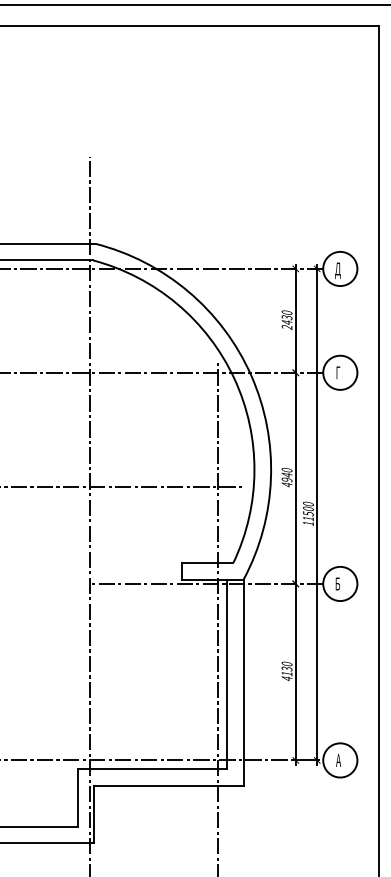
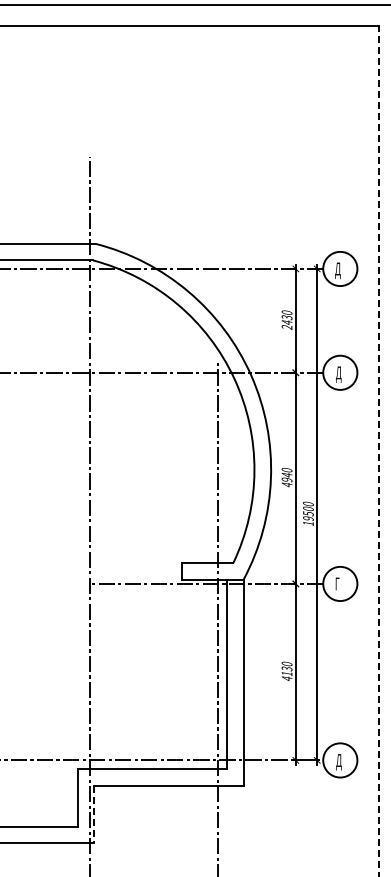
text: Г -> Д (338, 374)
line: solid -> dashed (379, 451)
line: present -> none (122, 486)
text: 11500 -> 19500 (308, 518)
text: Б -> Г (338, 584)
text: А -> Д (338, 762)
line: solid -> dashed (94, 814)
